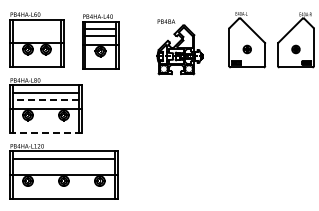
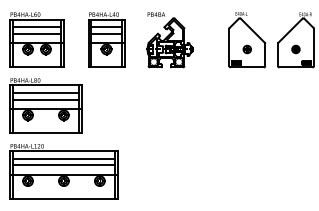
line: none -> present (36, 27)
line: none -> present (36, 33)
part position: (100, 41) -> (106, 39) (106, 39)
part position: (179, 47) -> (169, 40) (169, 40)
line: dashed -> solid (45, 99)
line: dashed -> solid (45, 133)
line: none -> present (63, 165)
